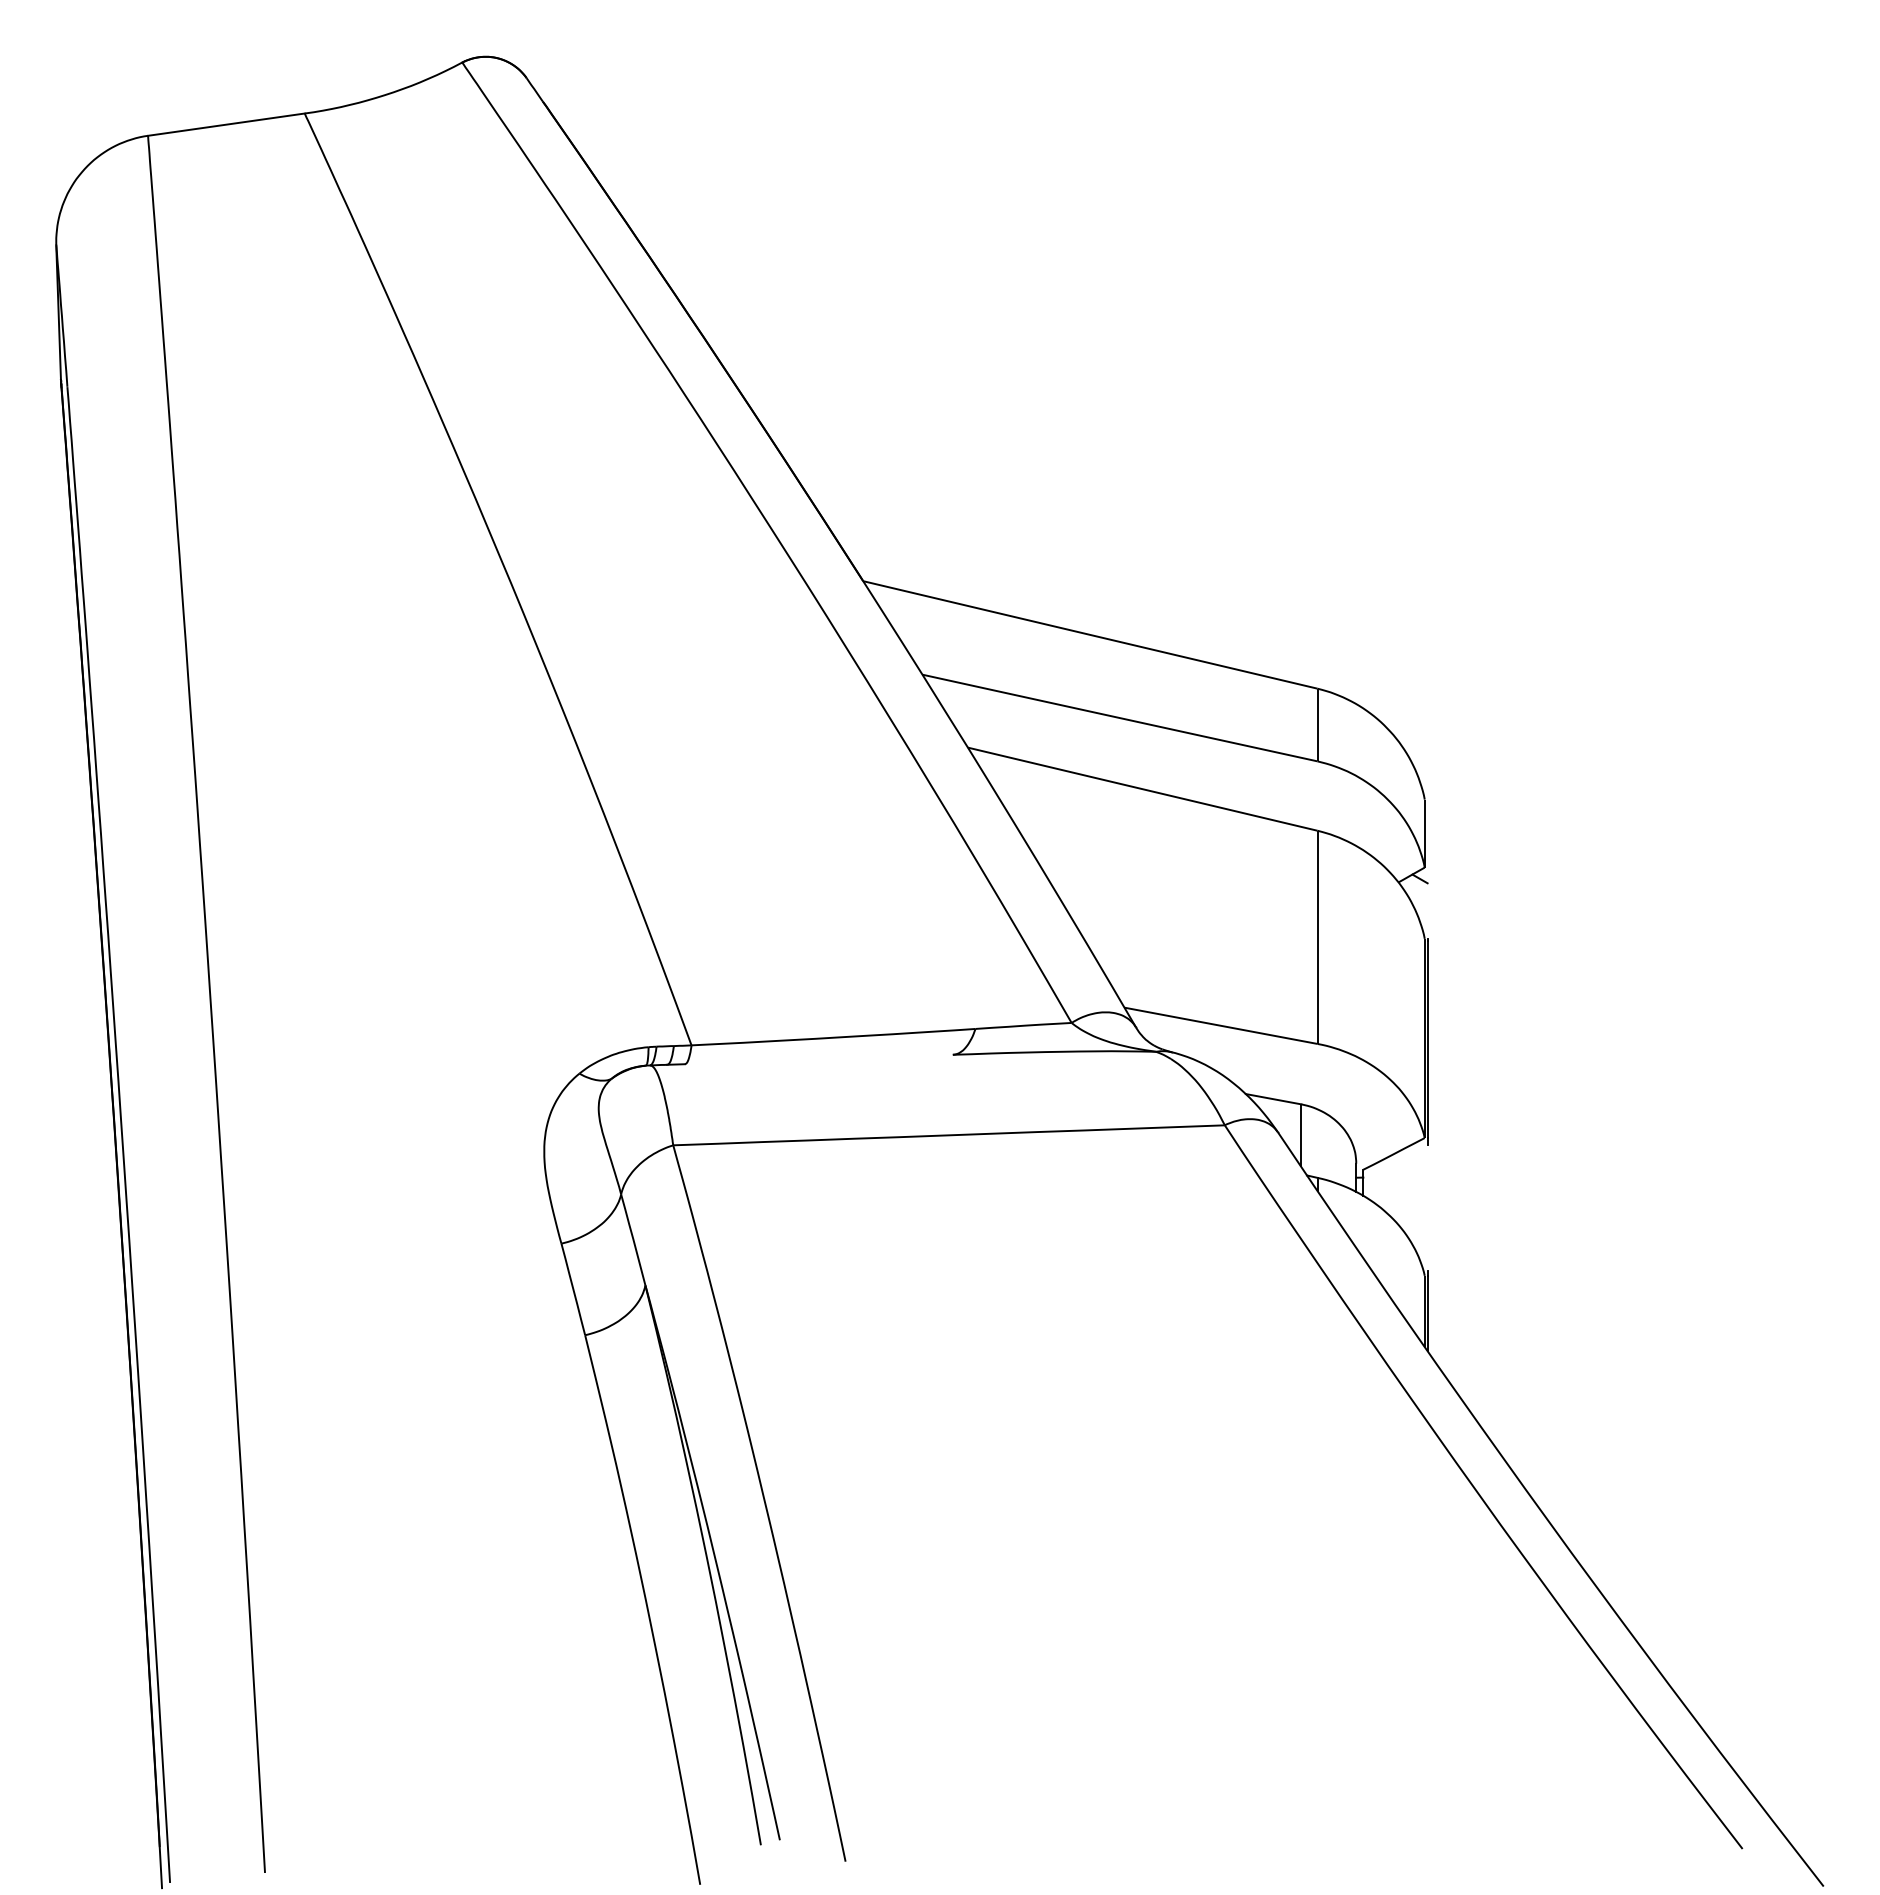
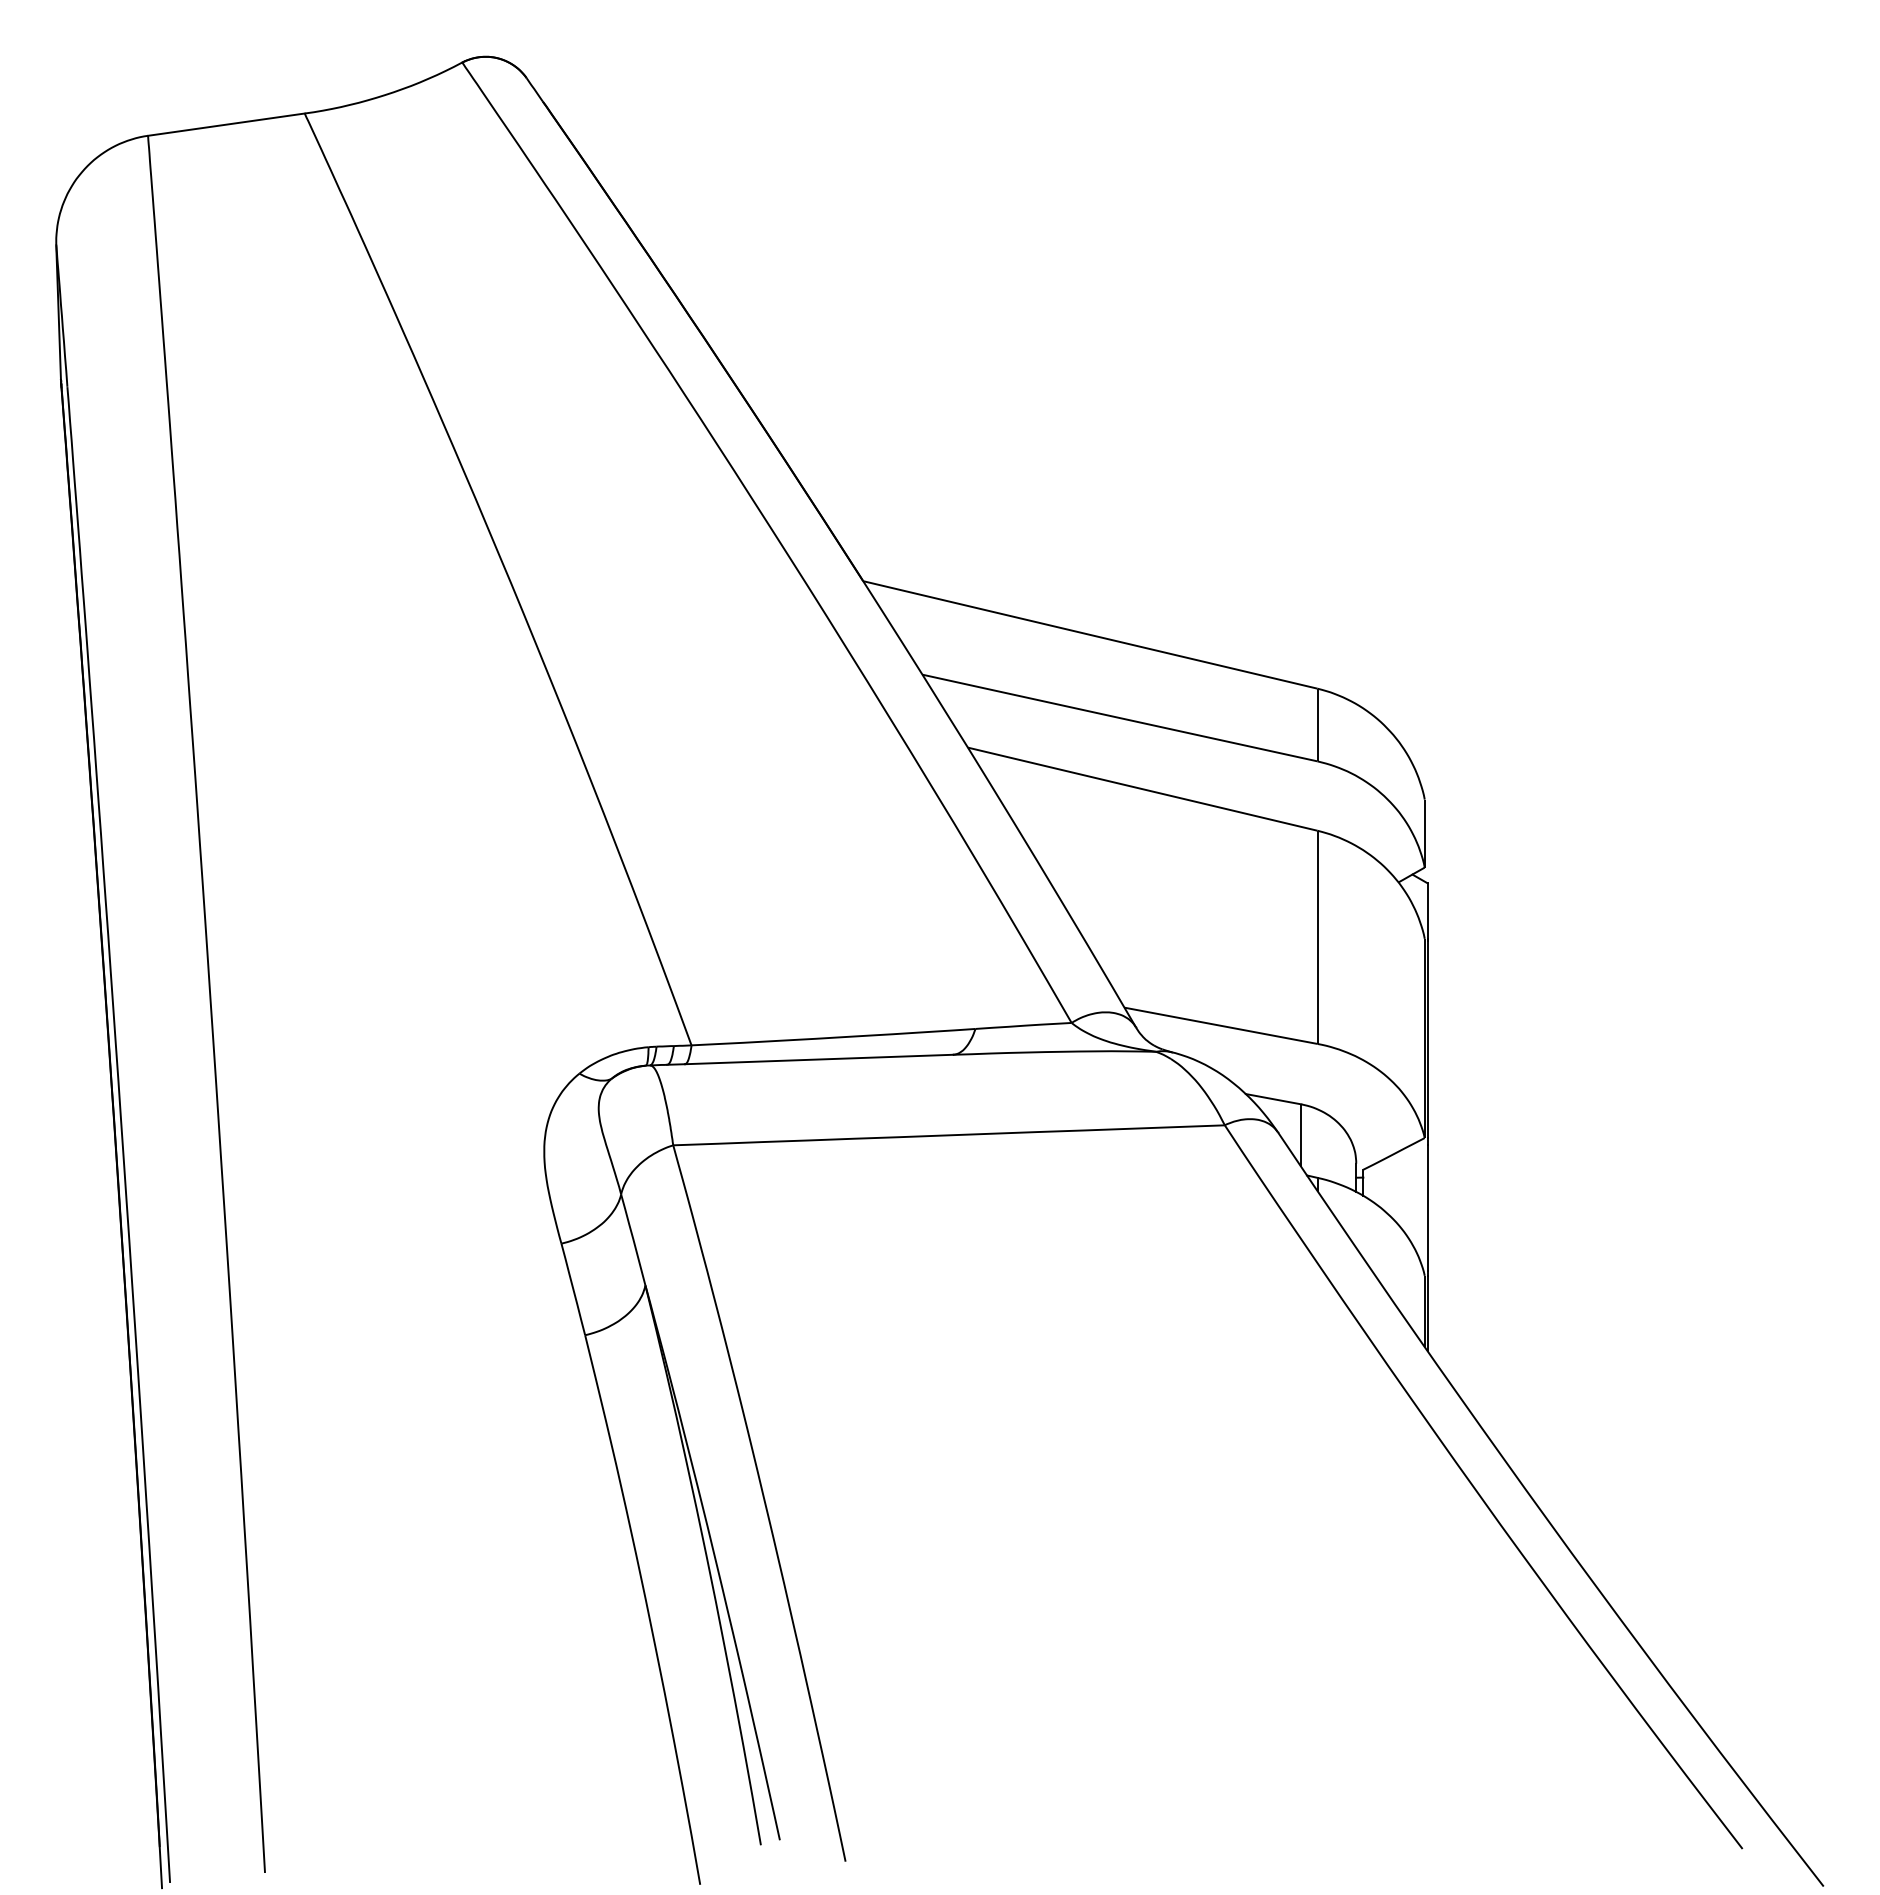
line: none -> present (1427, 910)
line: none -> present (818, 1059)
line: none -> present (1427, 1207)
